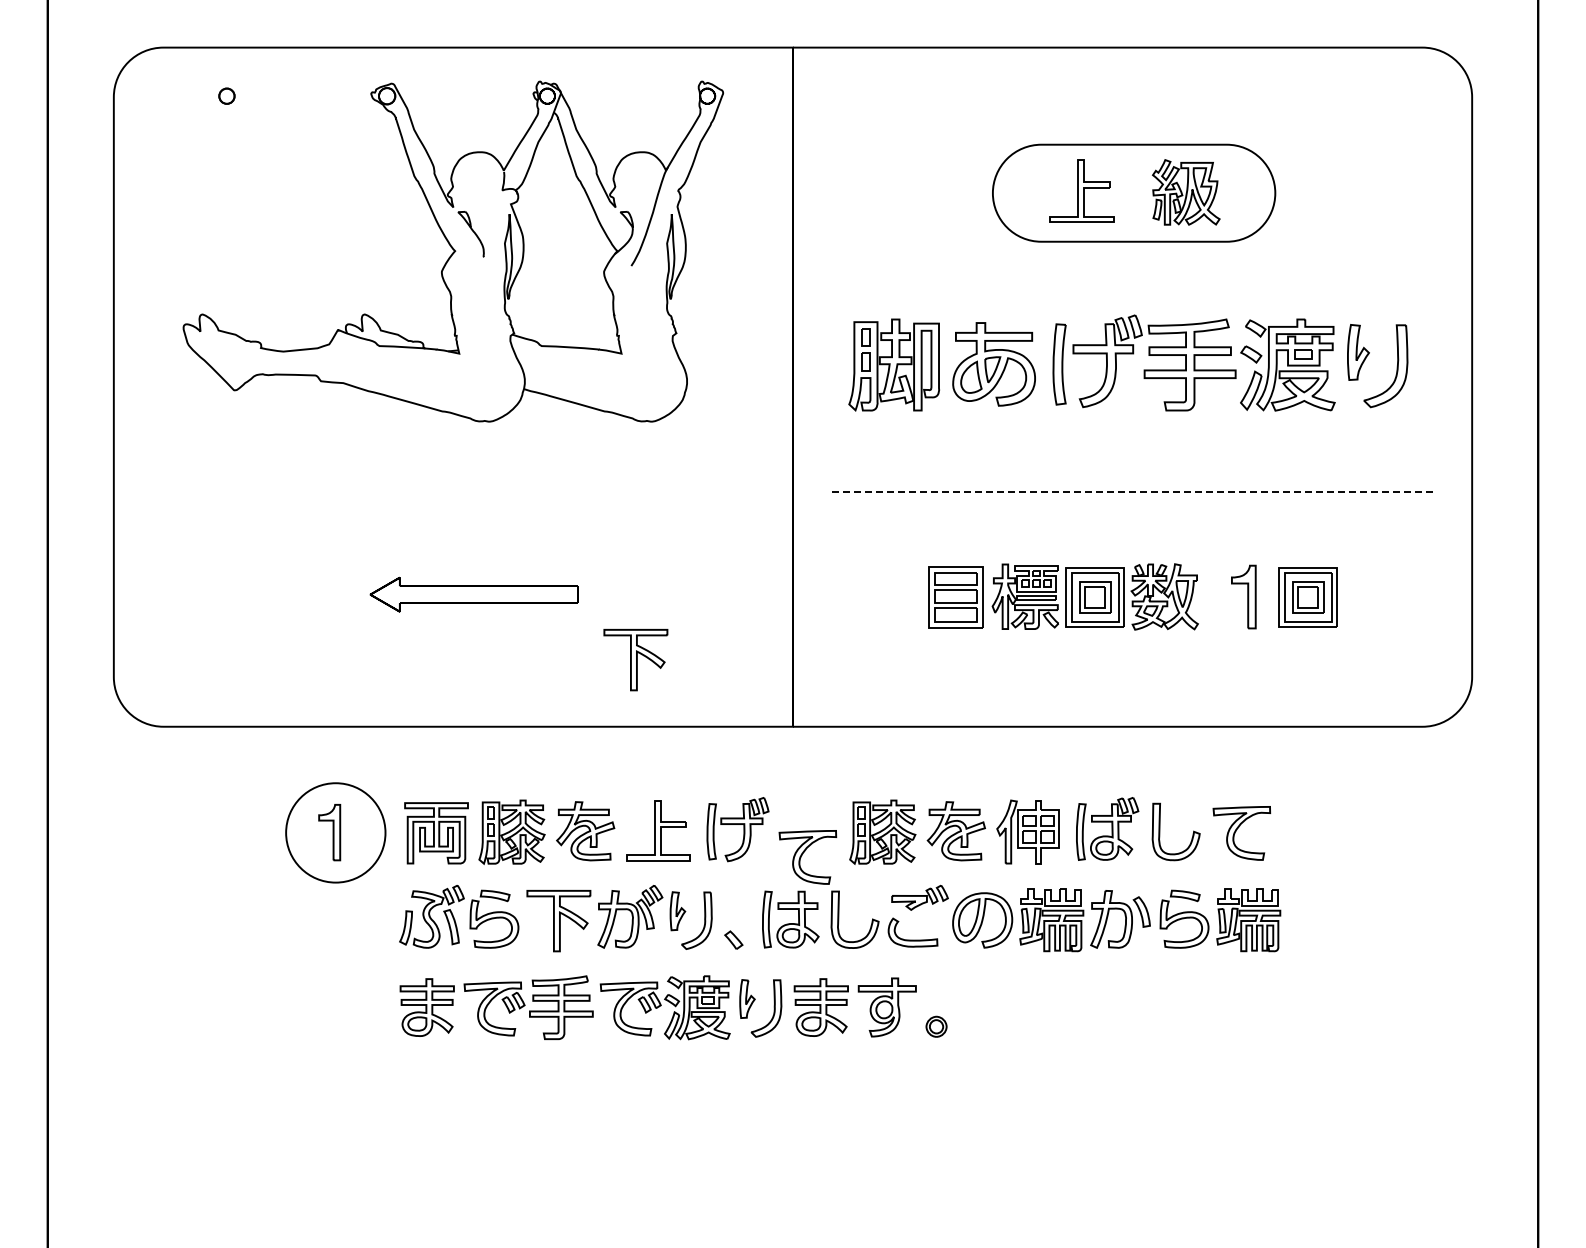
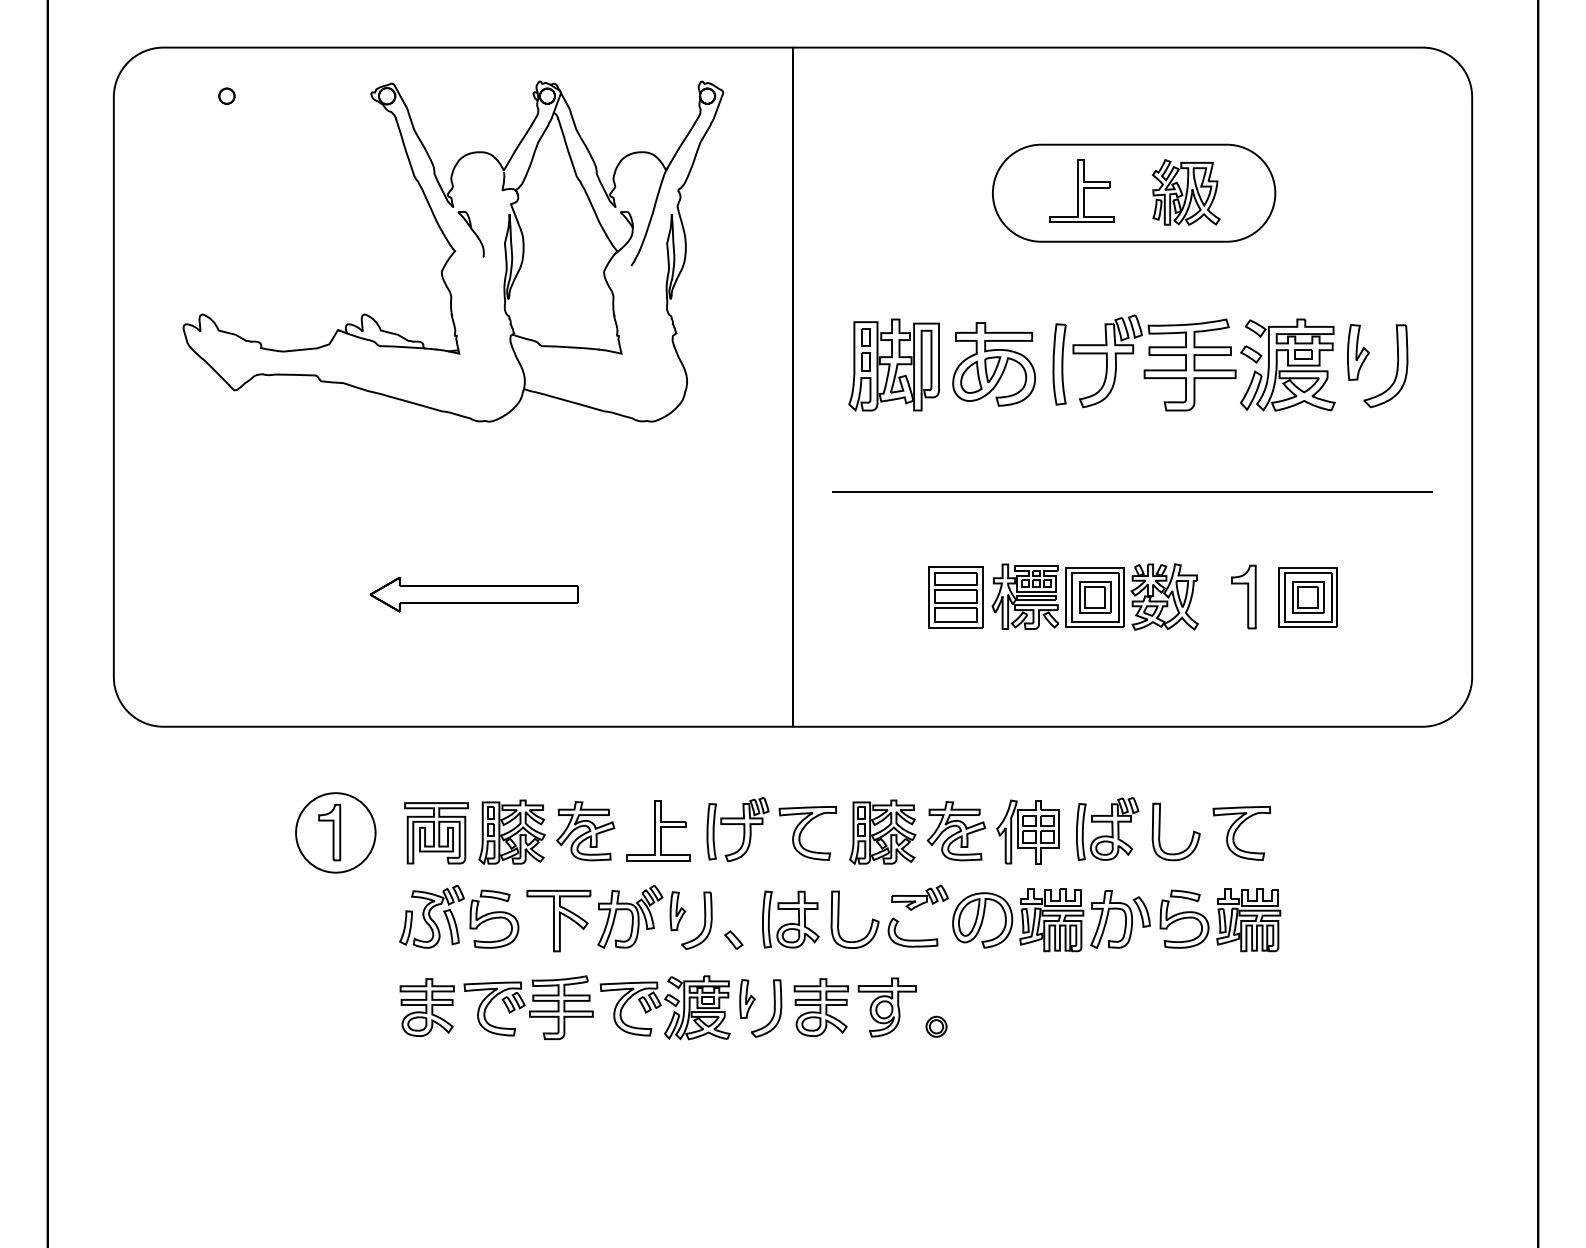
line: dashed -> solid (1133, 492)
part: present -> none (635, 660)
circle diameter: 99 px -> 80 px (335, 832)
part position: (807, 857) -> (807, 833) (807, 833)
